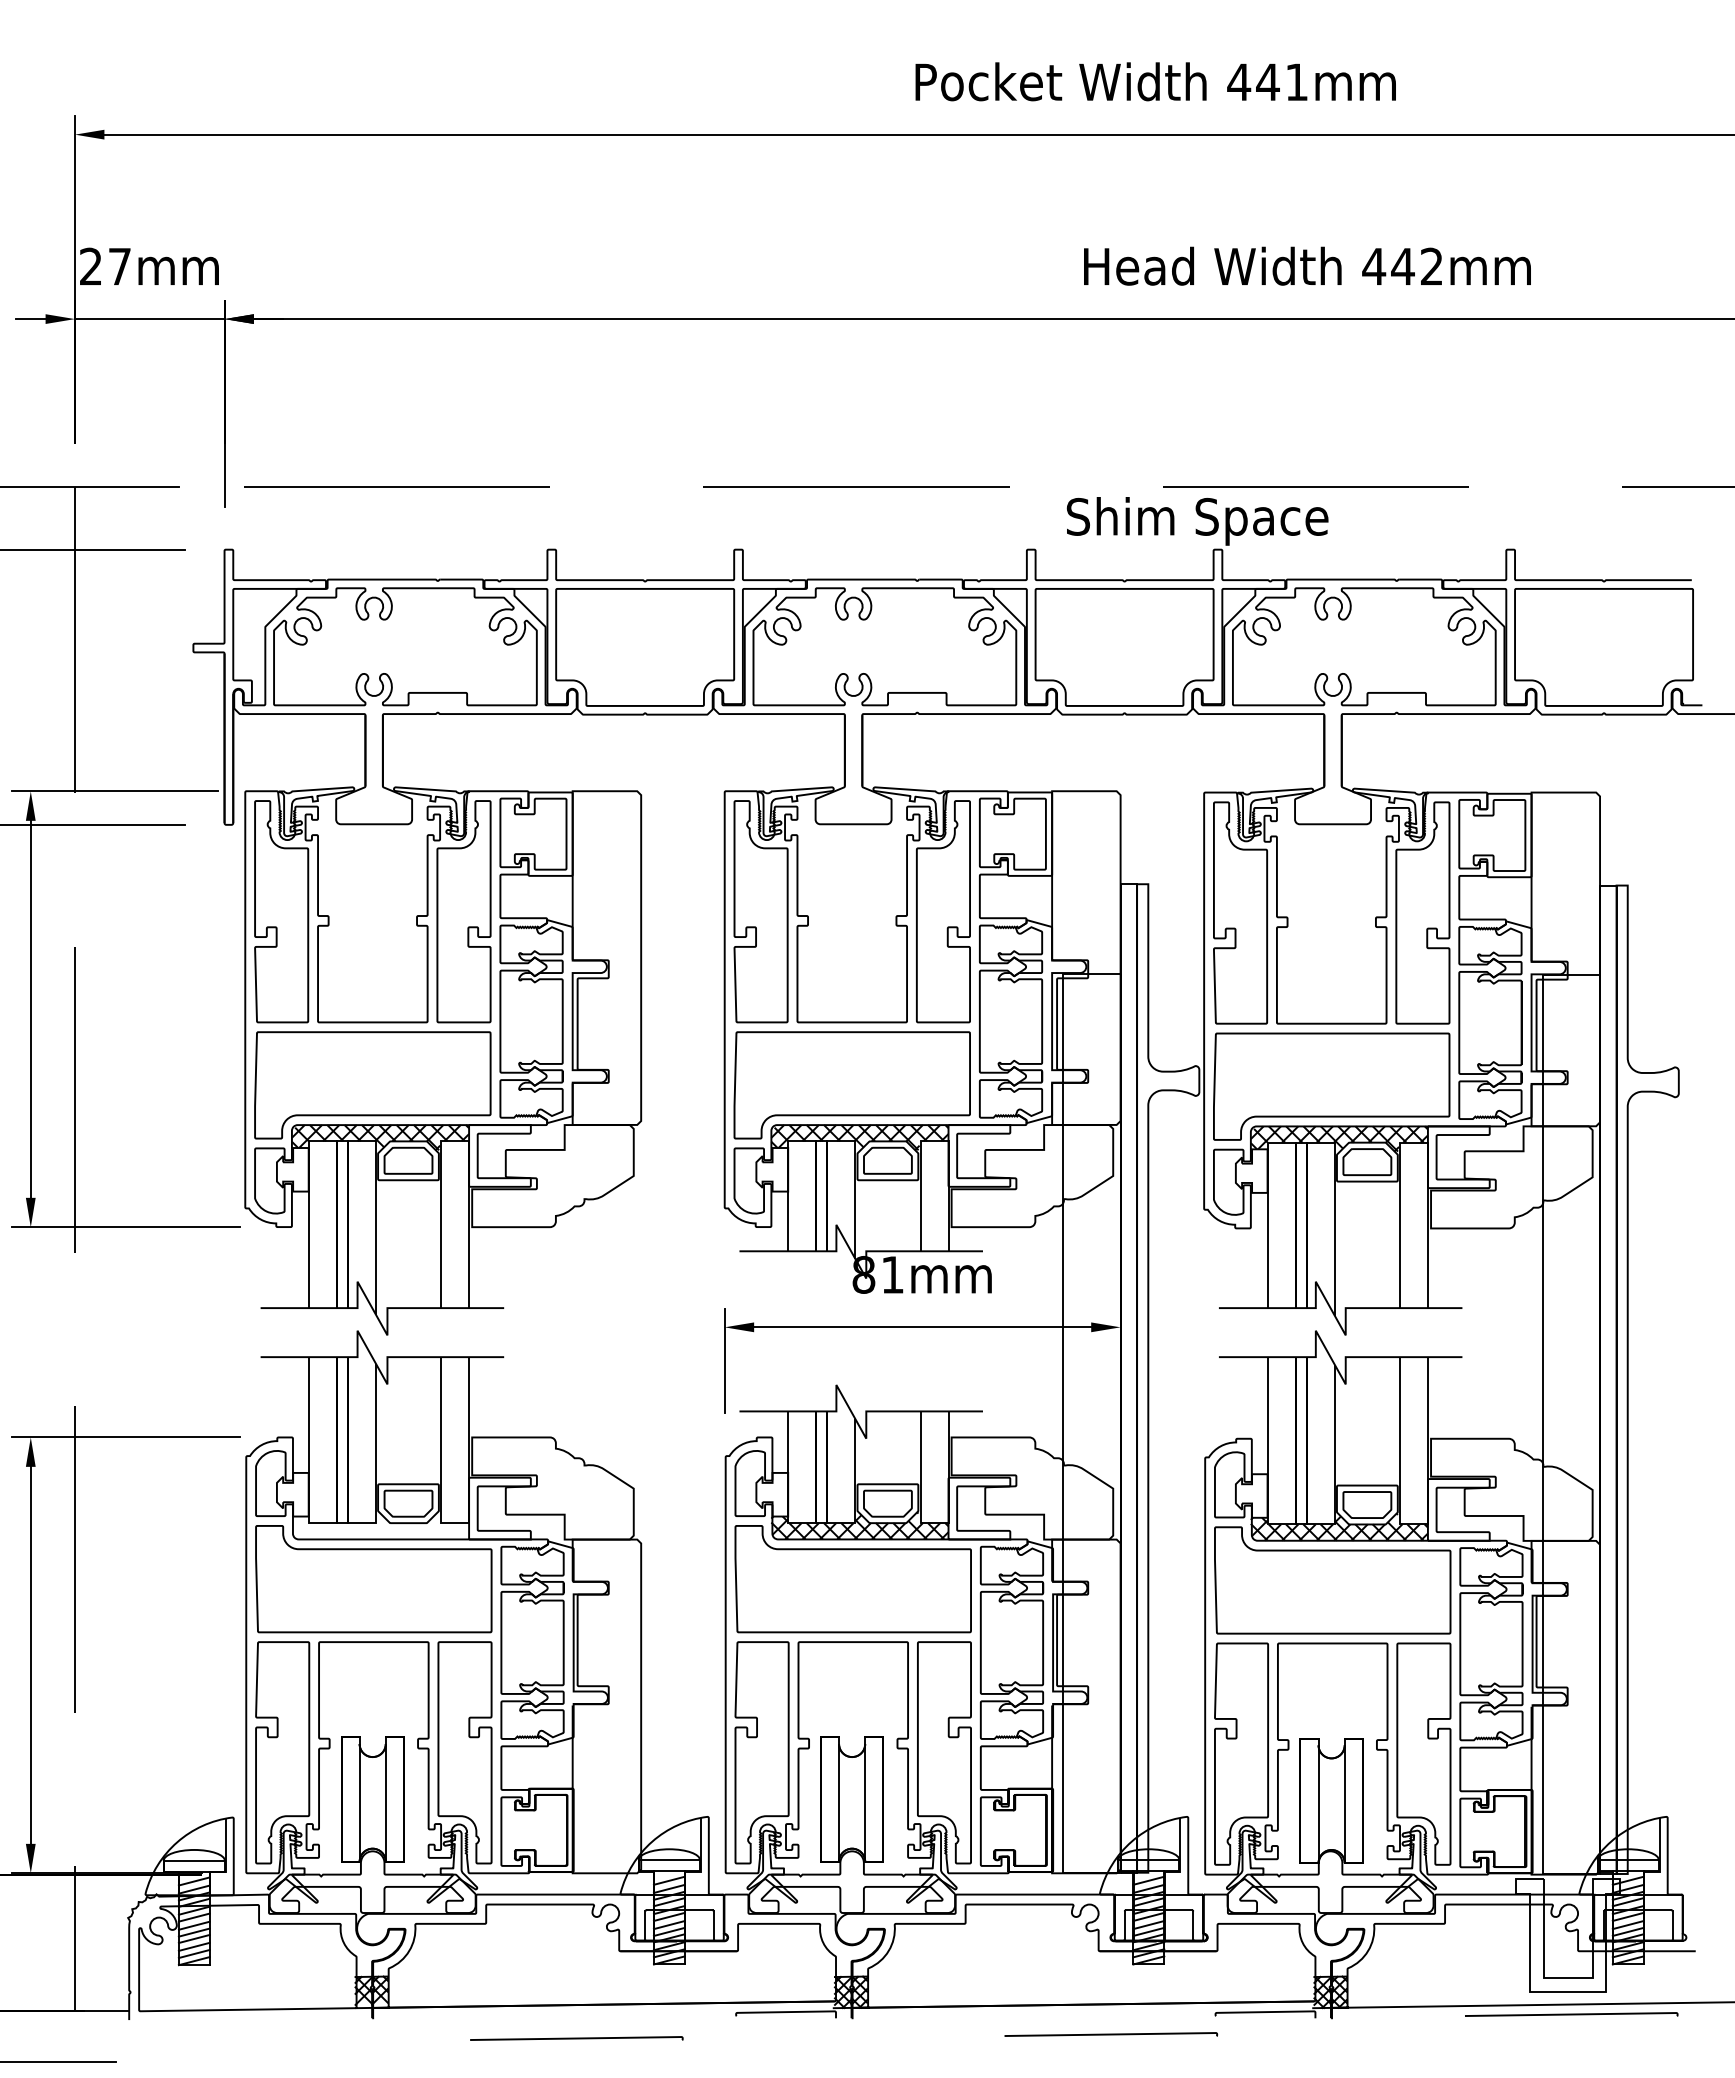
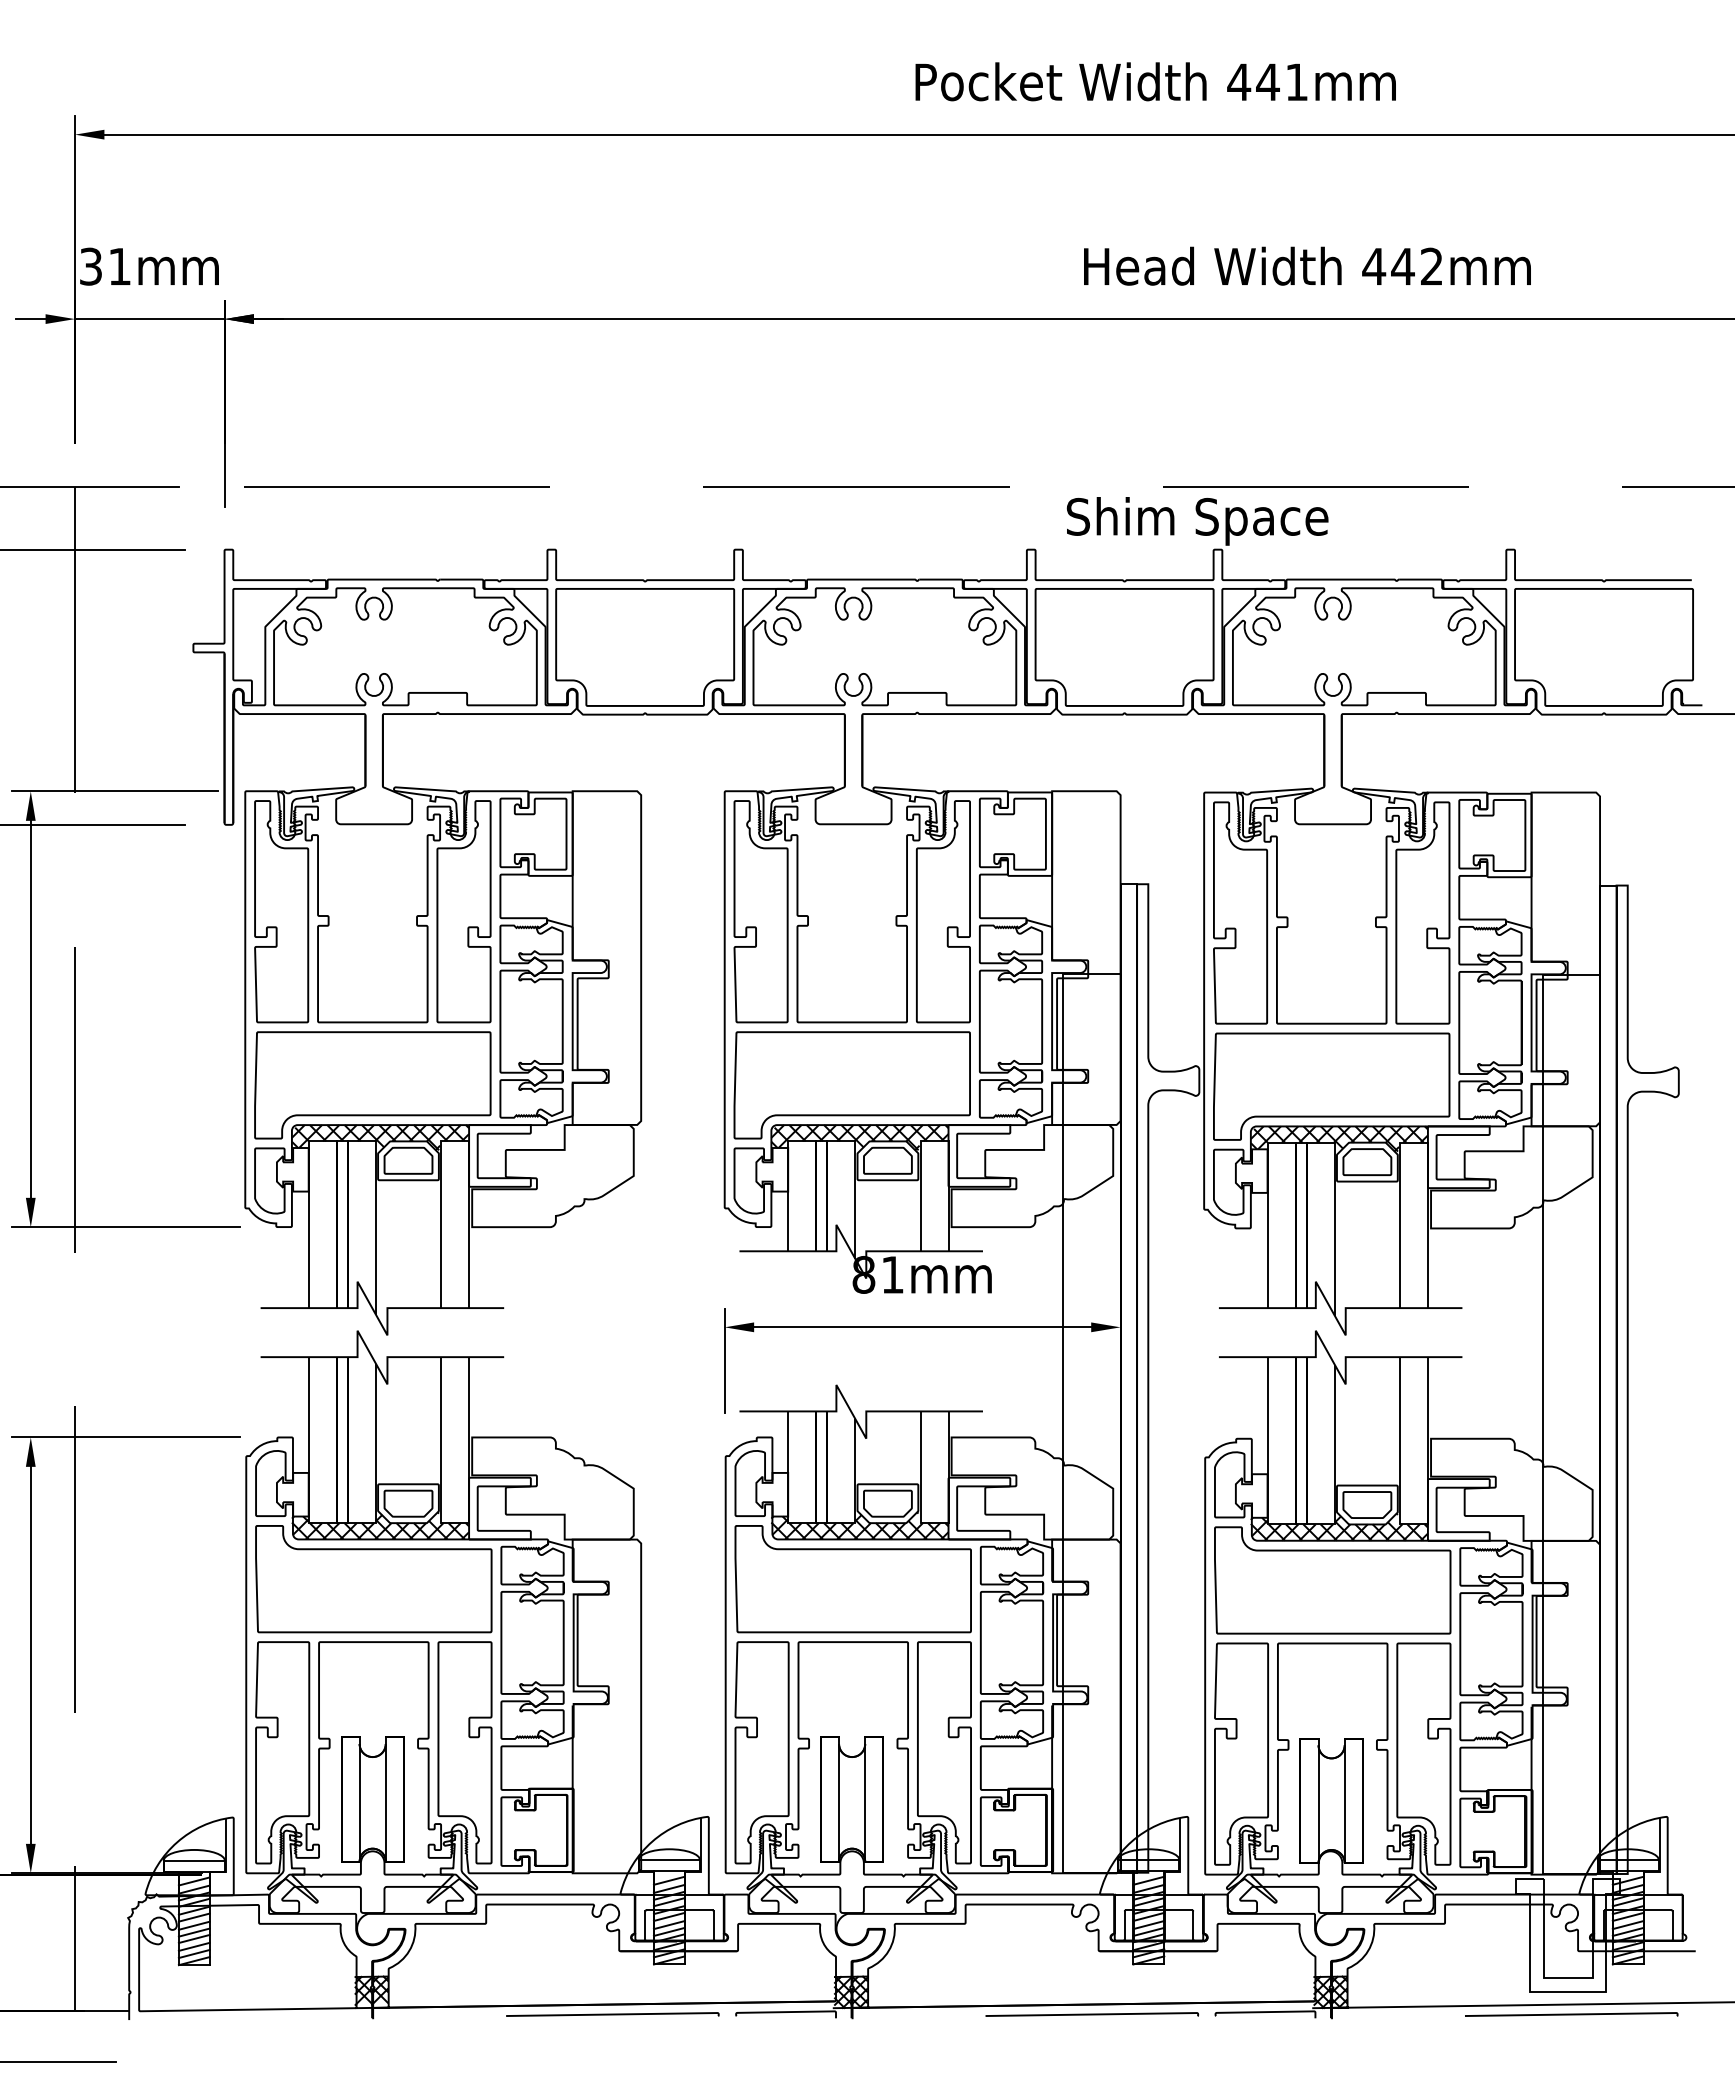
text: 27mm -> 31mm (105, 266)
hatch: none -> present (380, 1525)
curve position: (1111, 2034) -> (1092, 2014) (1092, 2014)
curve position: (576, 2038) -> (612, 2014) (612, 2014)
